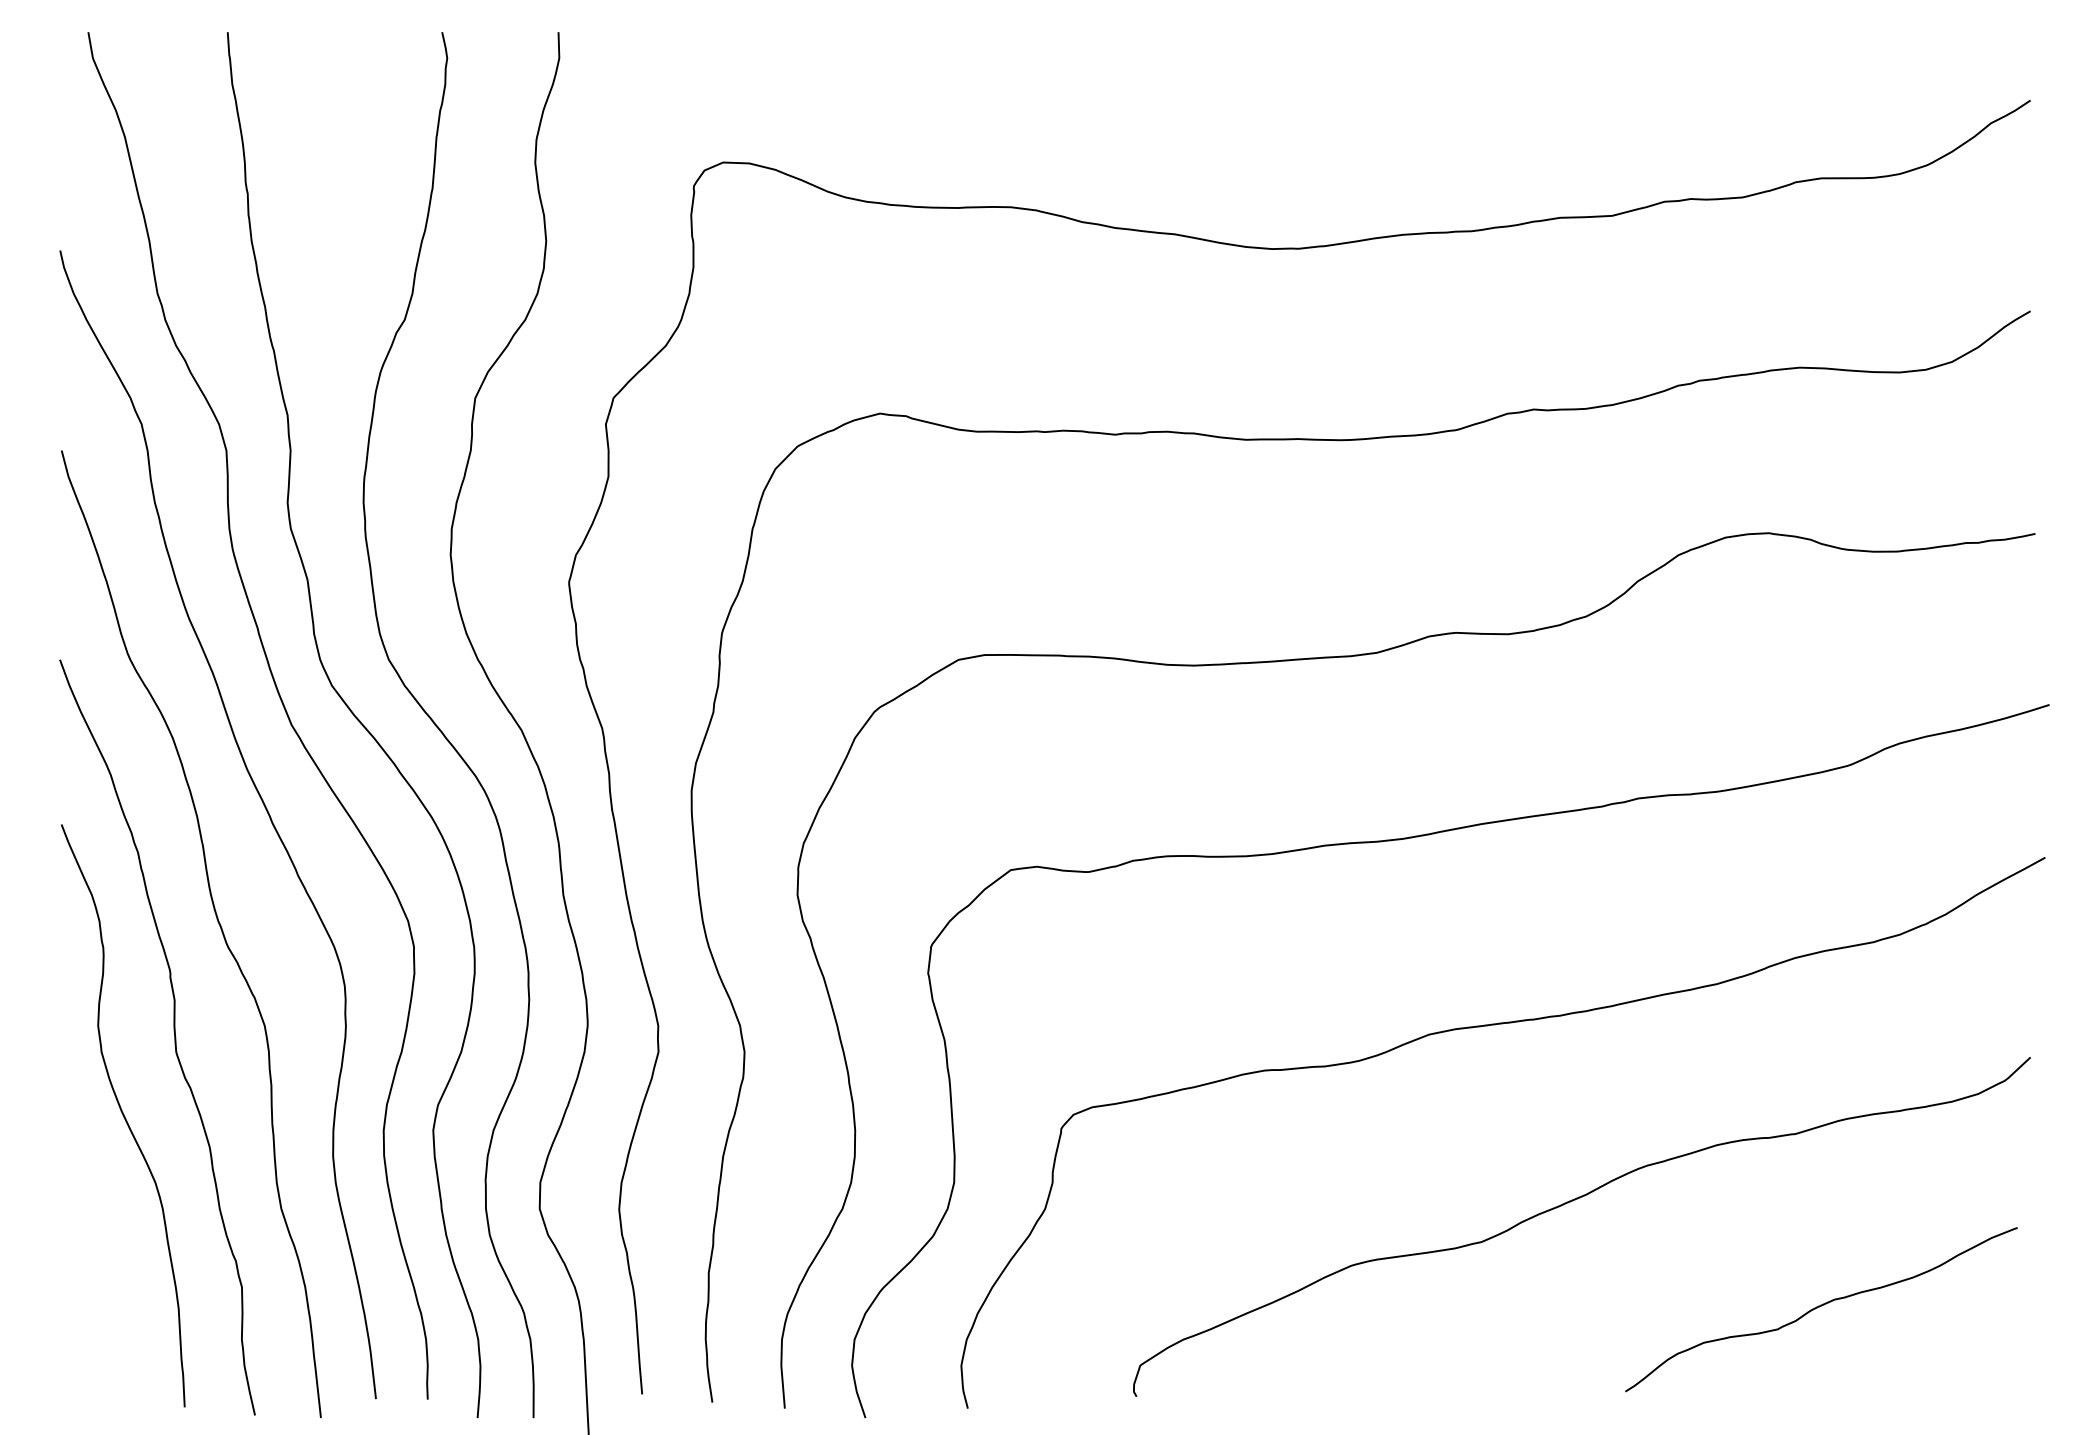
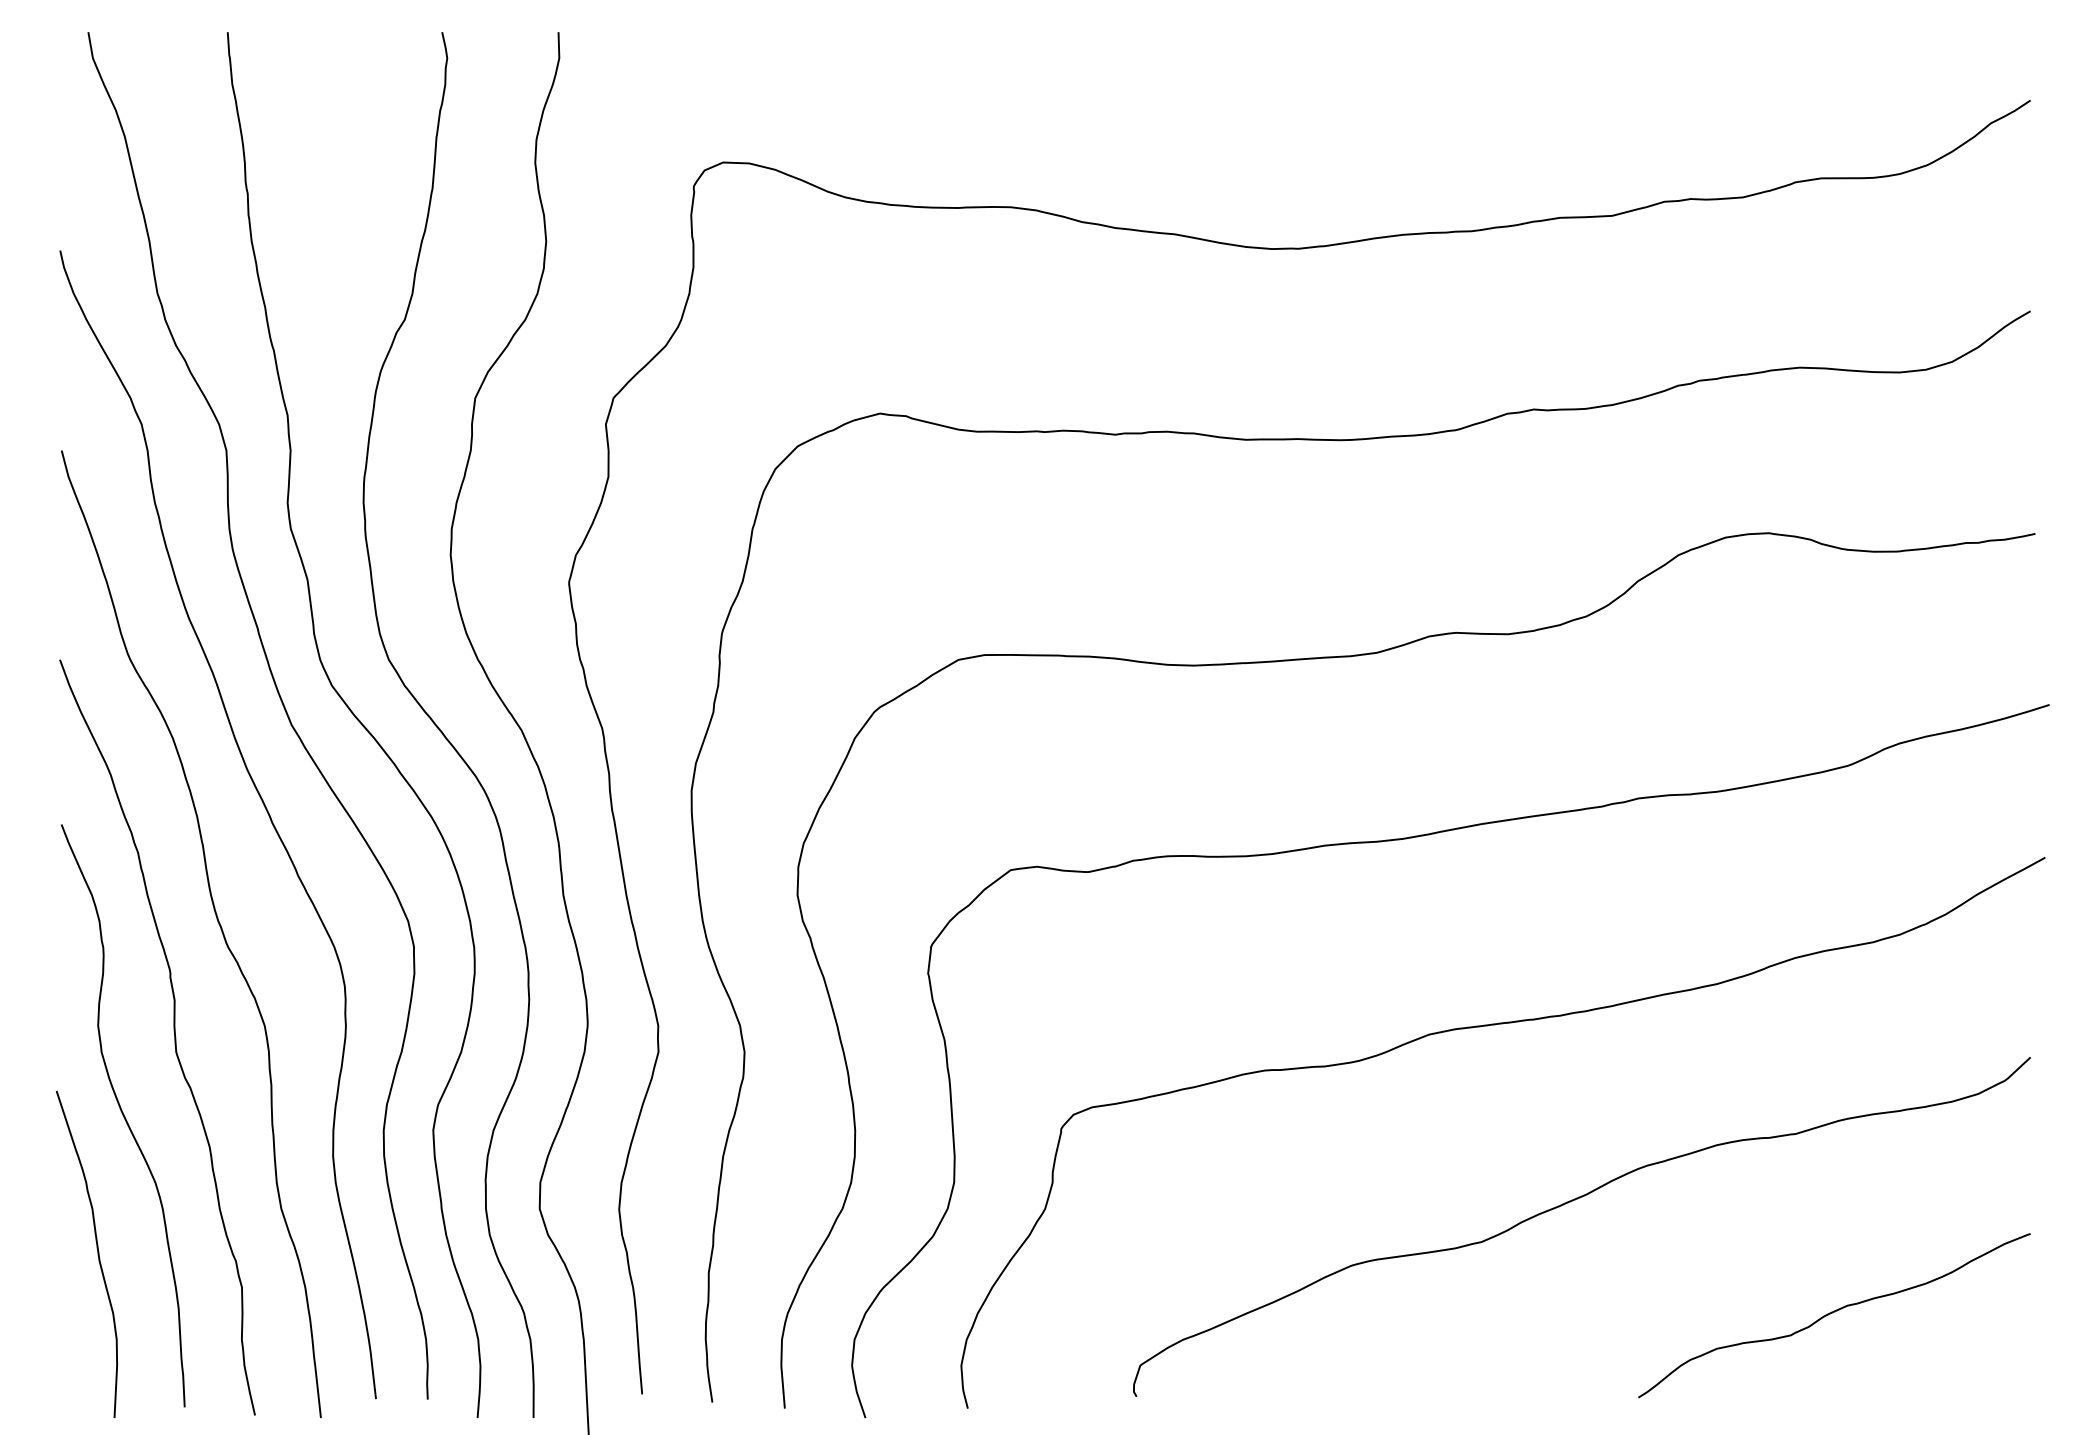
curve: none -> present (97, 1253)
curve position: (1819, 1307) -> (1832, 1313) (1832, 1313)
